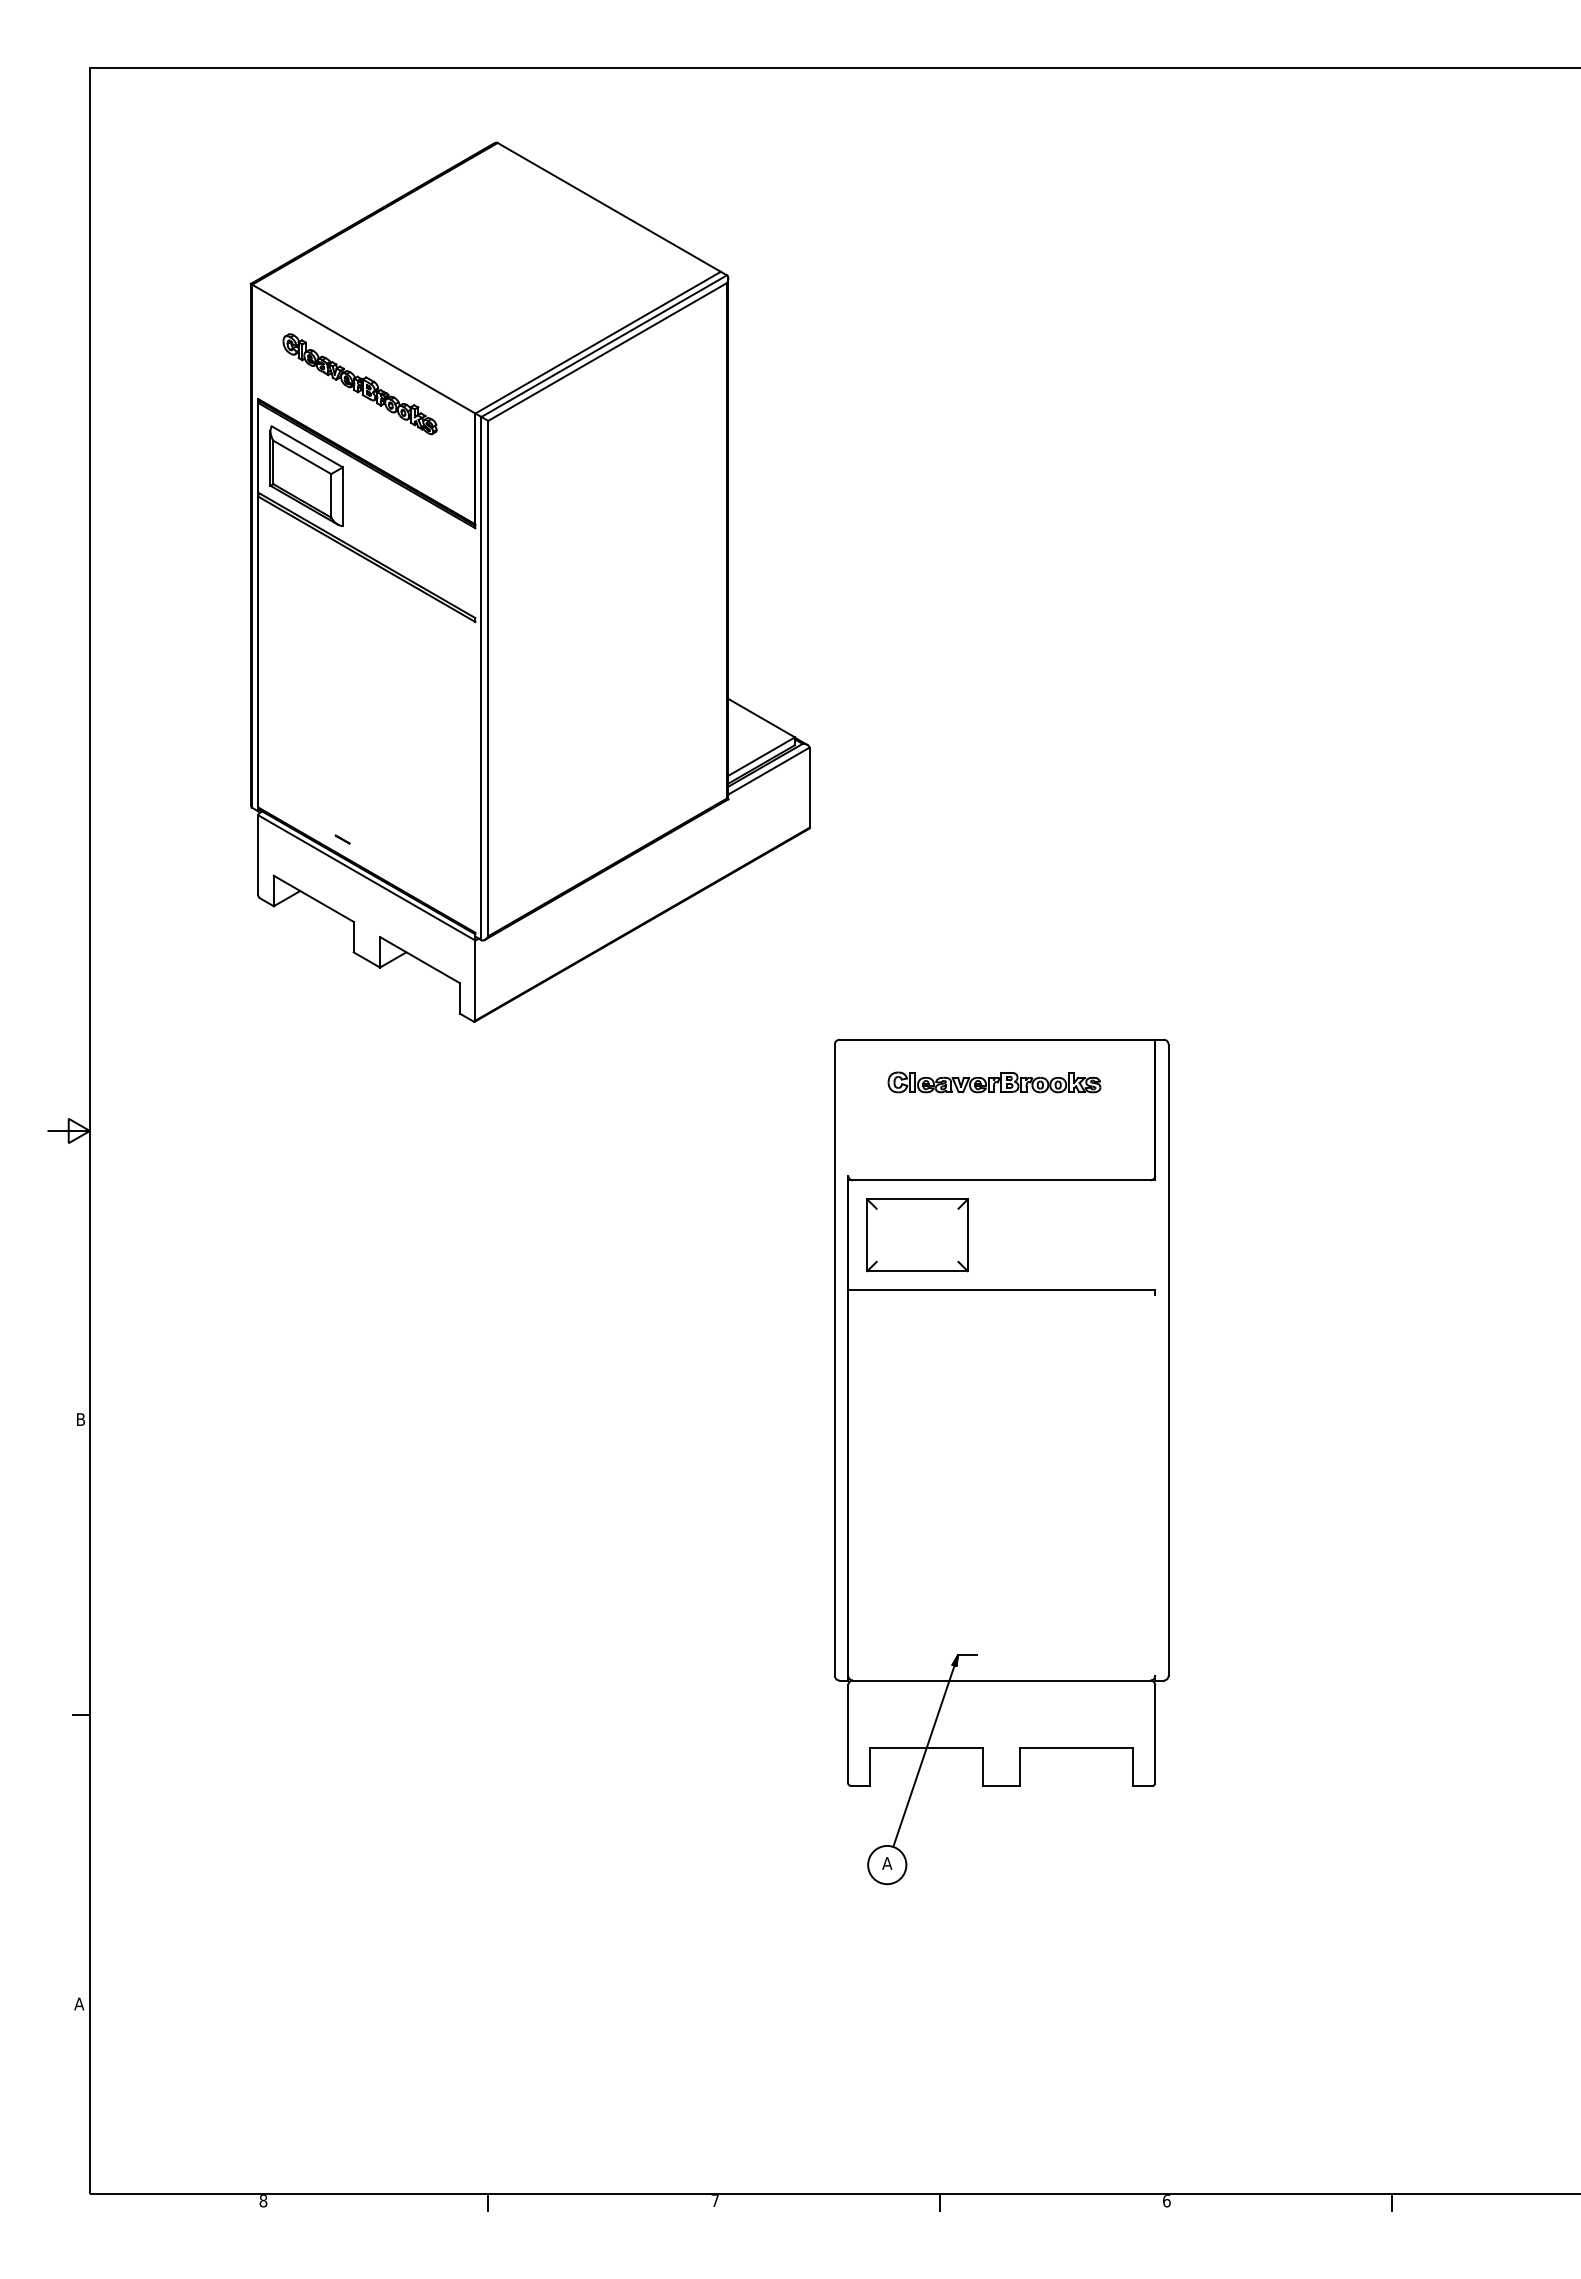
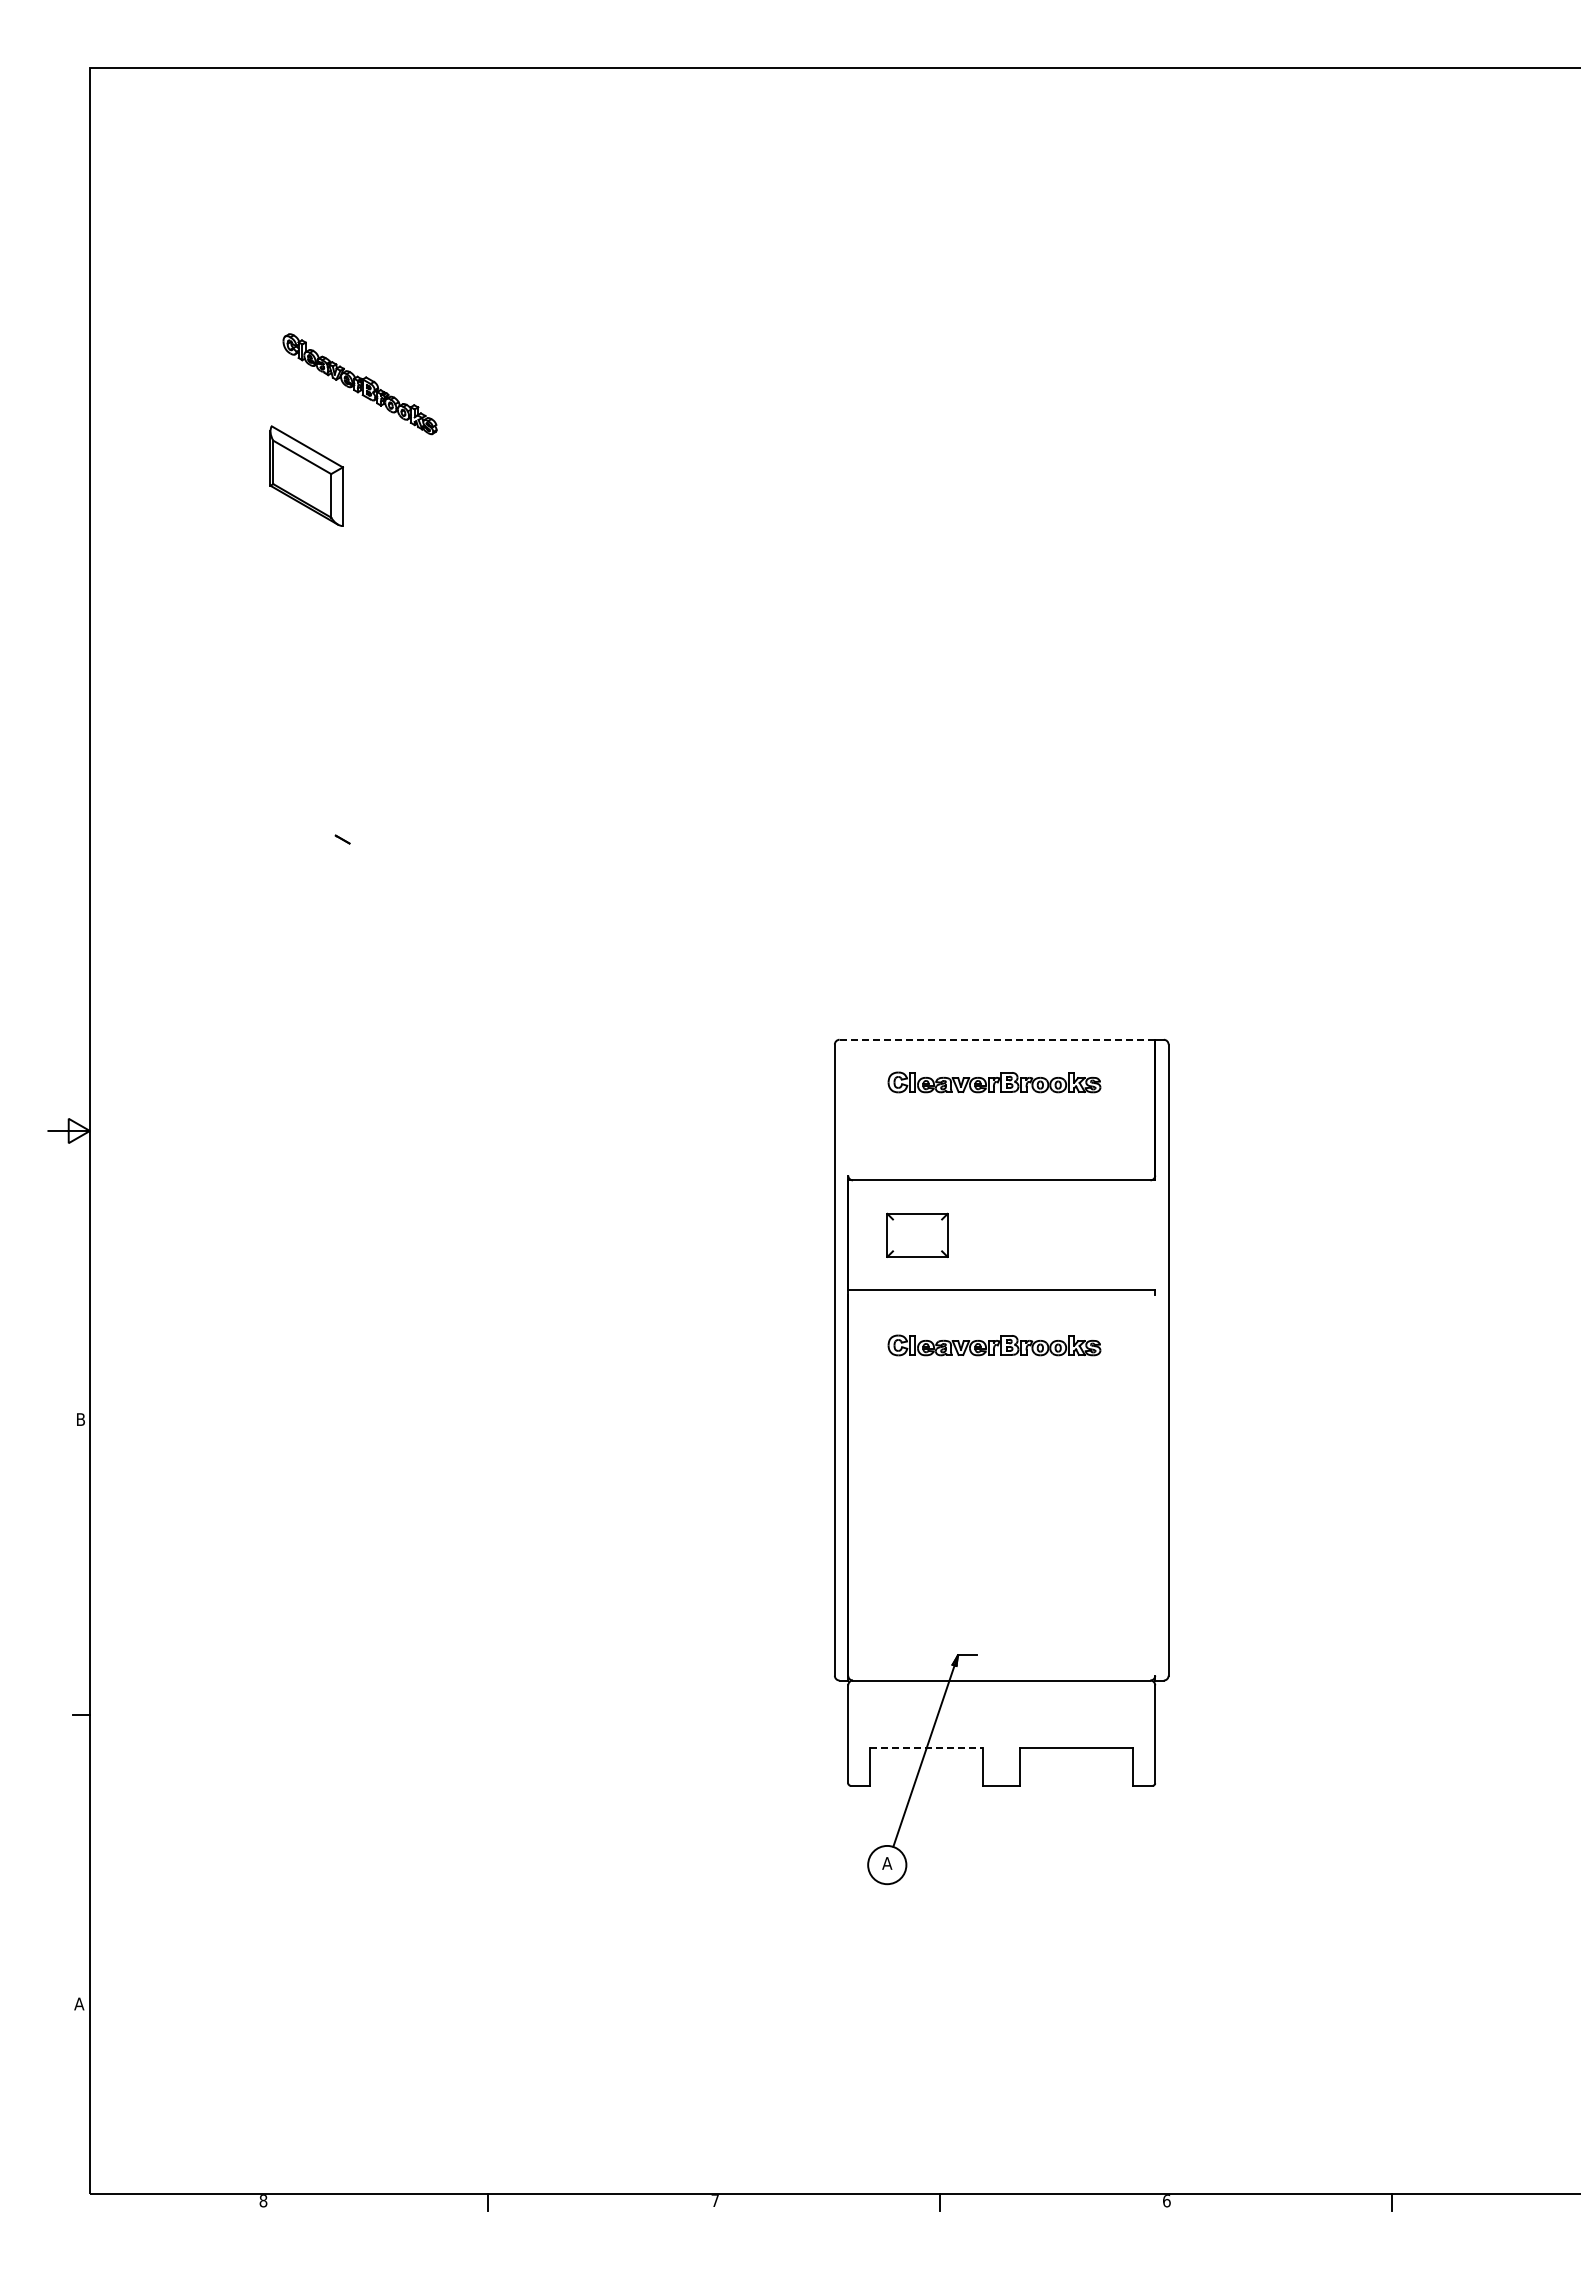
part: present -> none (529, 581)
line: solid -> dashed (997, 1039)
part size: 103x75 px -> 63x46 px (917, 1234)
part: none -> present (994, 1345)
line: solid -> dashed (927, 1748)
